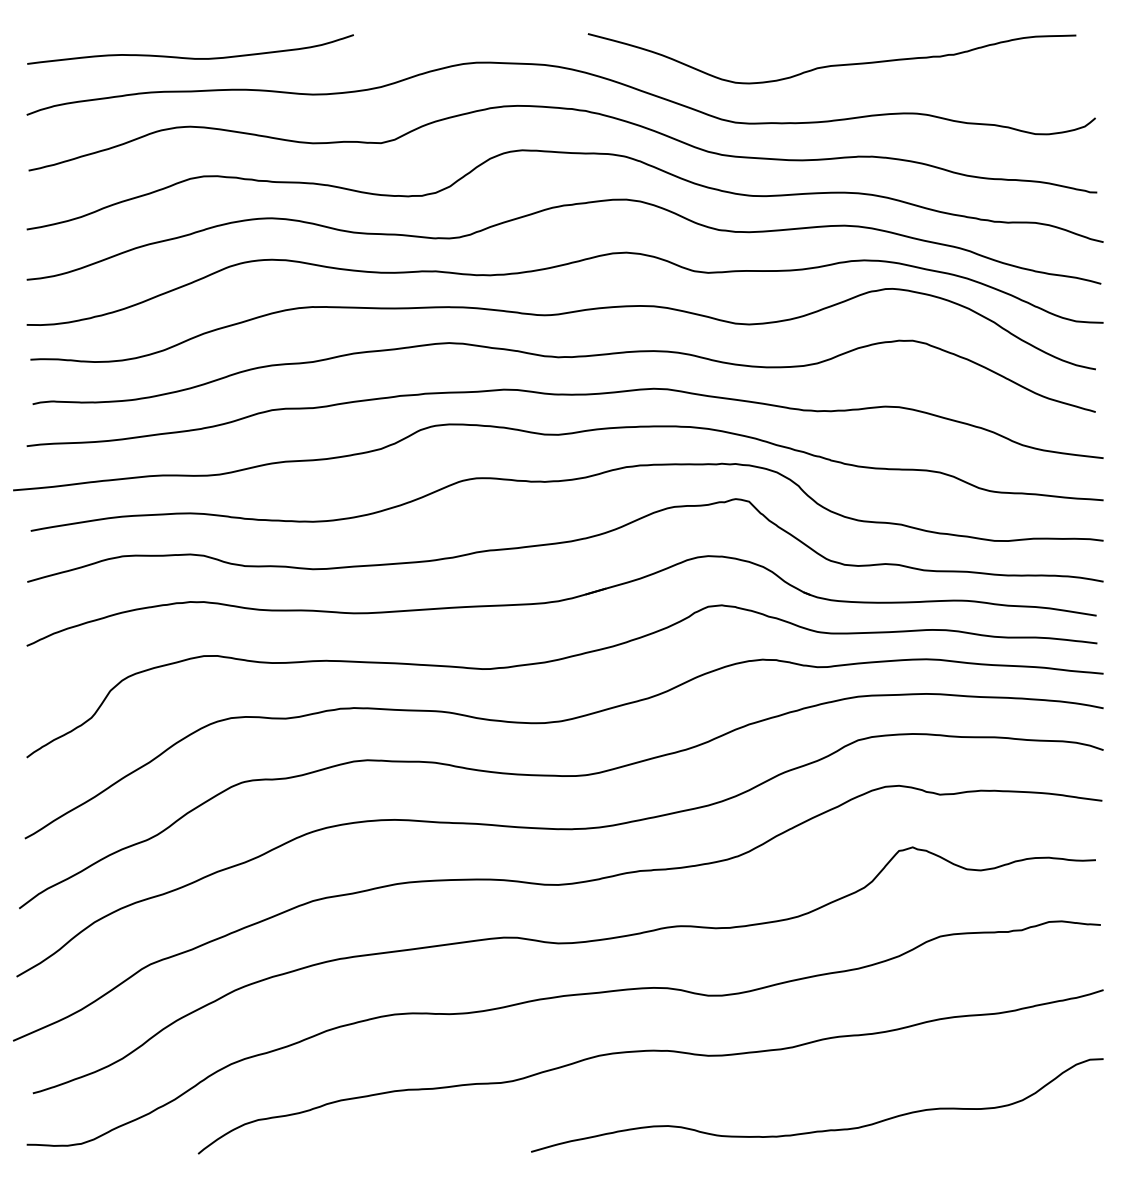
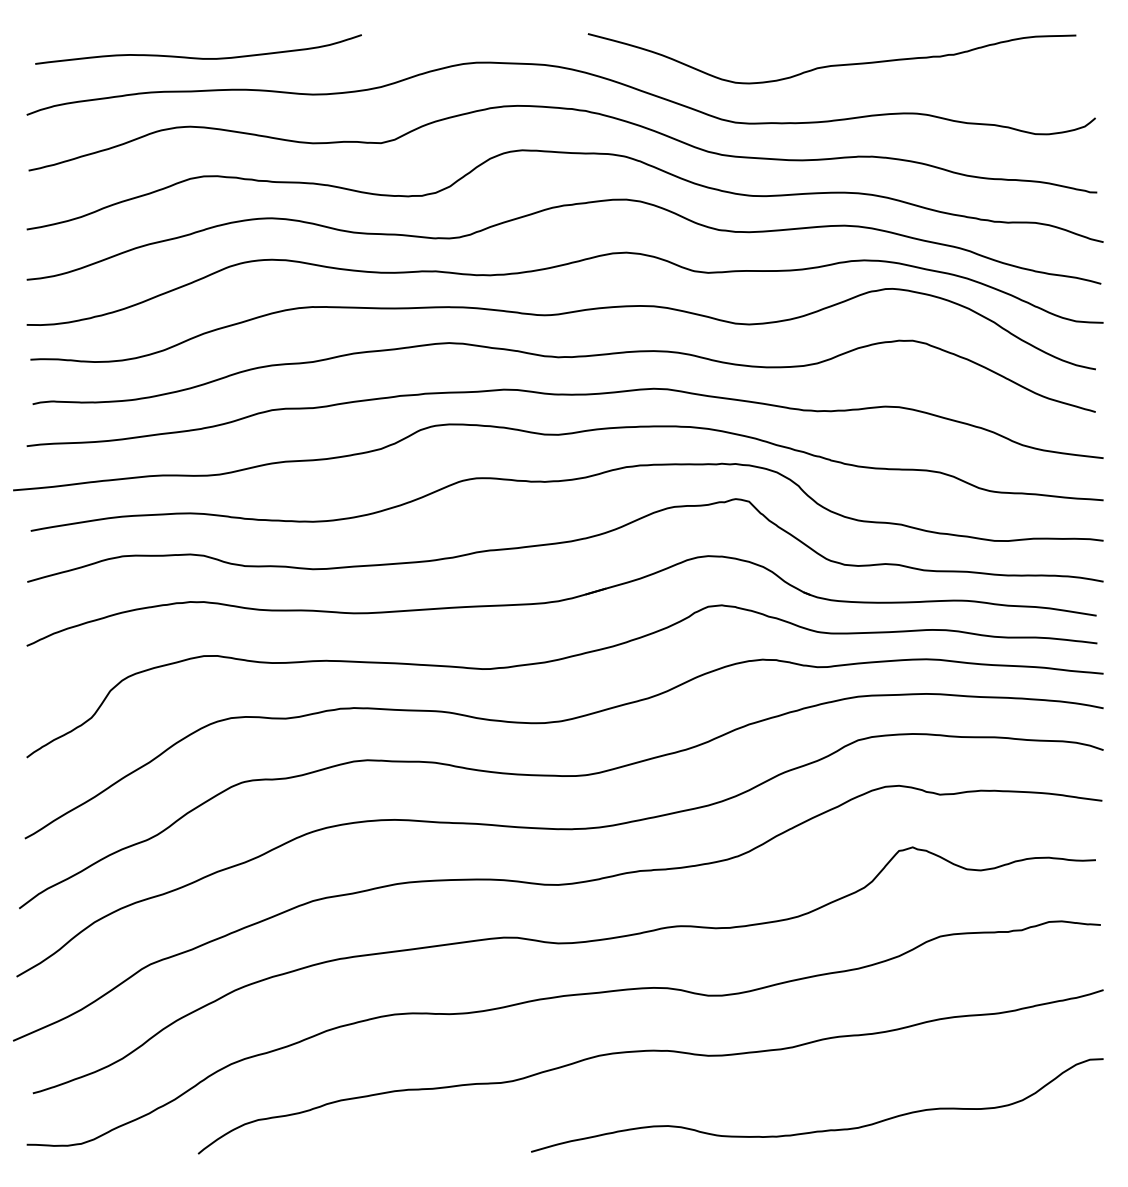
curve position: (190, 57) -> (198, 57) (198, 57)
